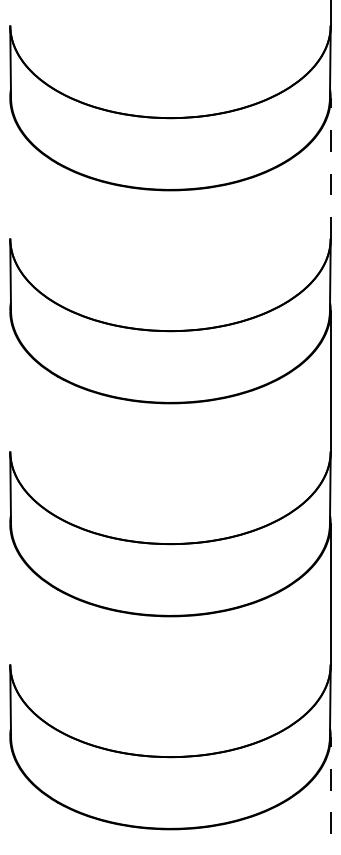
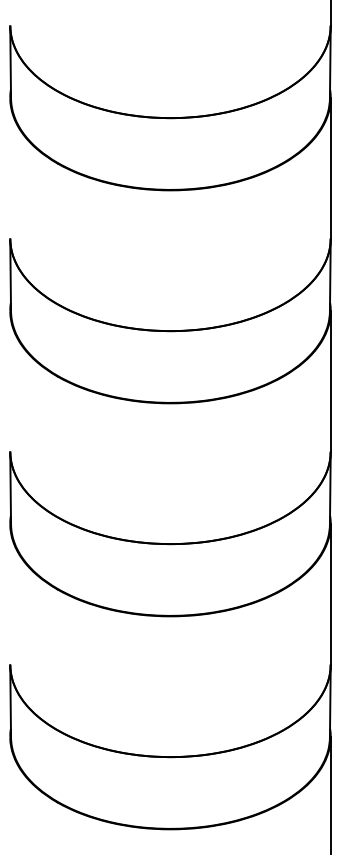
line: dashed -> solid (330, 167)
line: dashed -> solid (330, 795)
